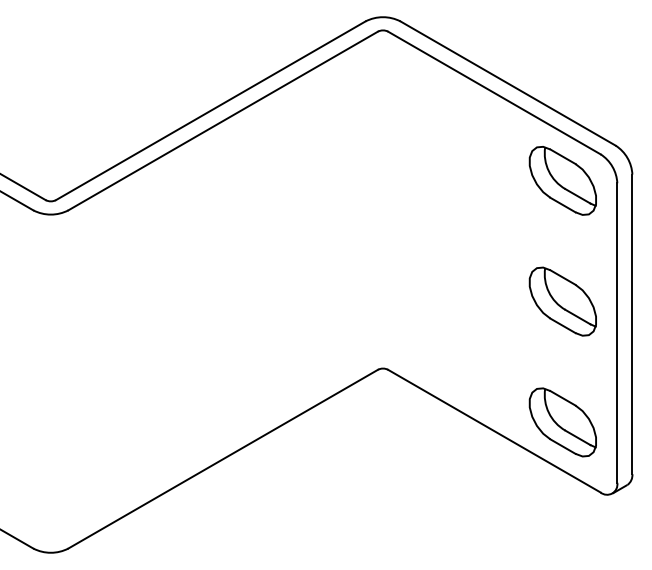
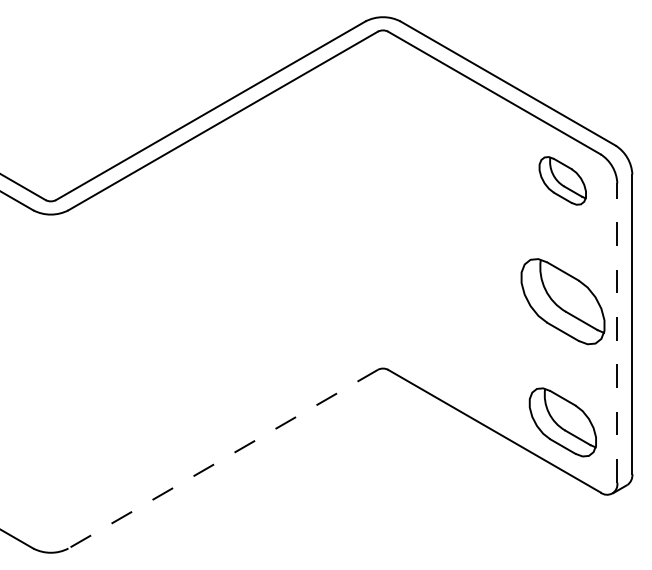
part size: 69x70 px -> 49x50 px (562, 180)
part size: 69x71 px -> 86x88 px (562, 301)
line: solid -> dashed (617, 333)
line: solid -> dashed (223, 459)
